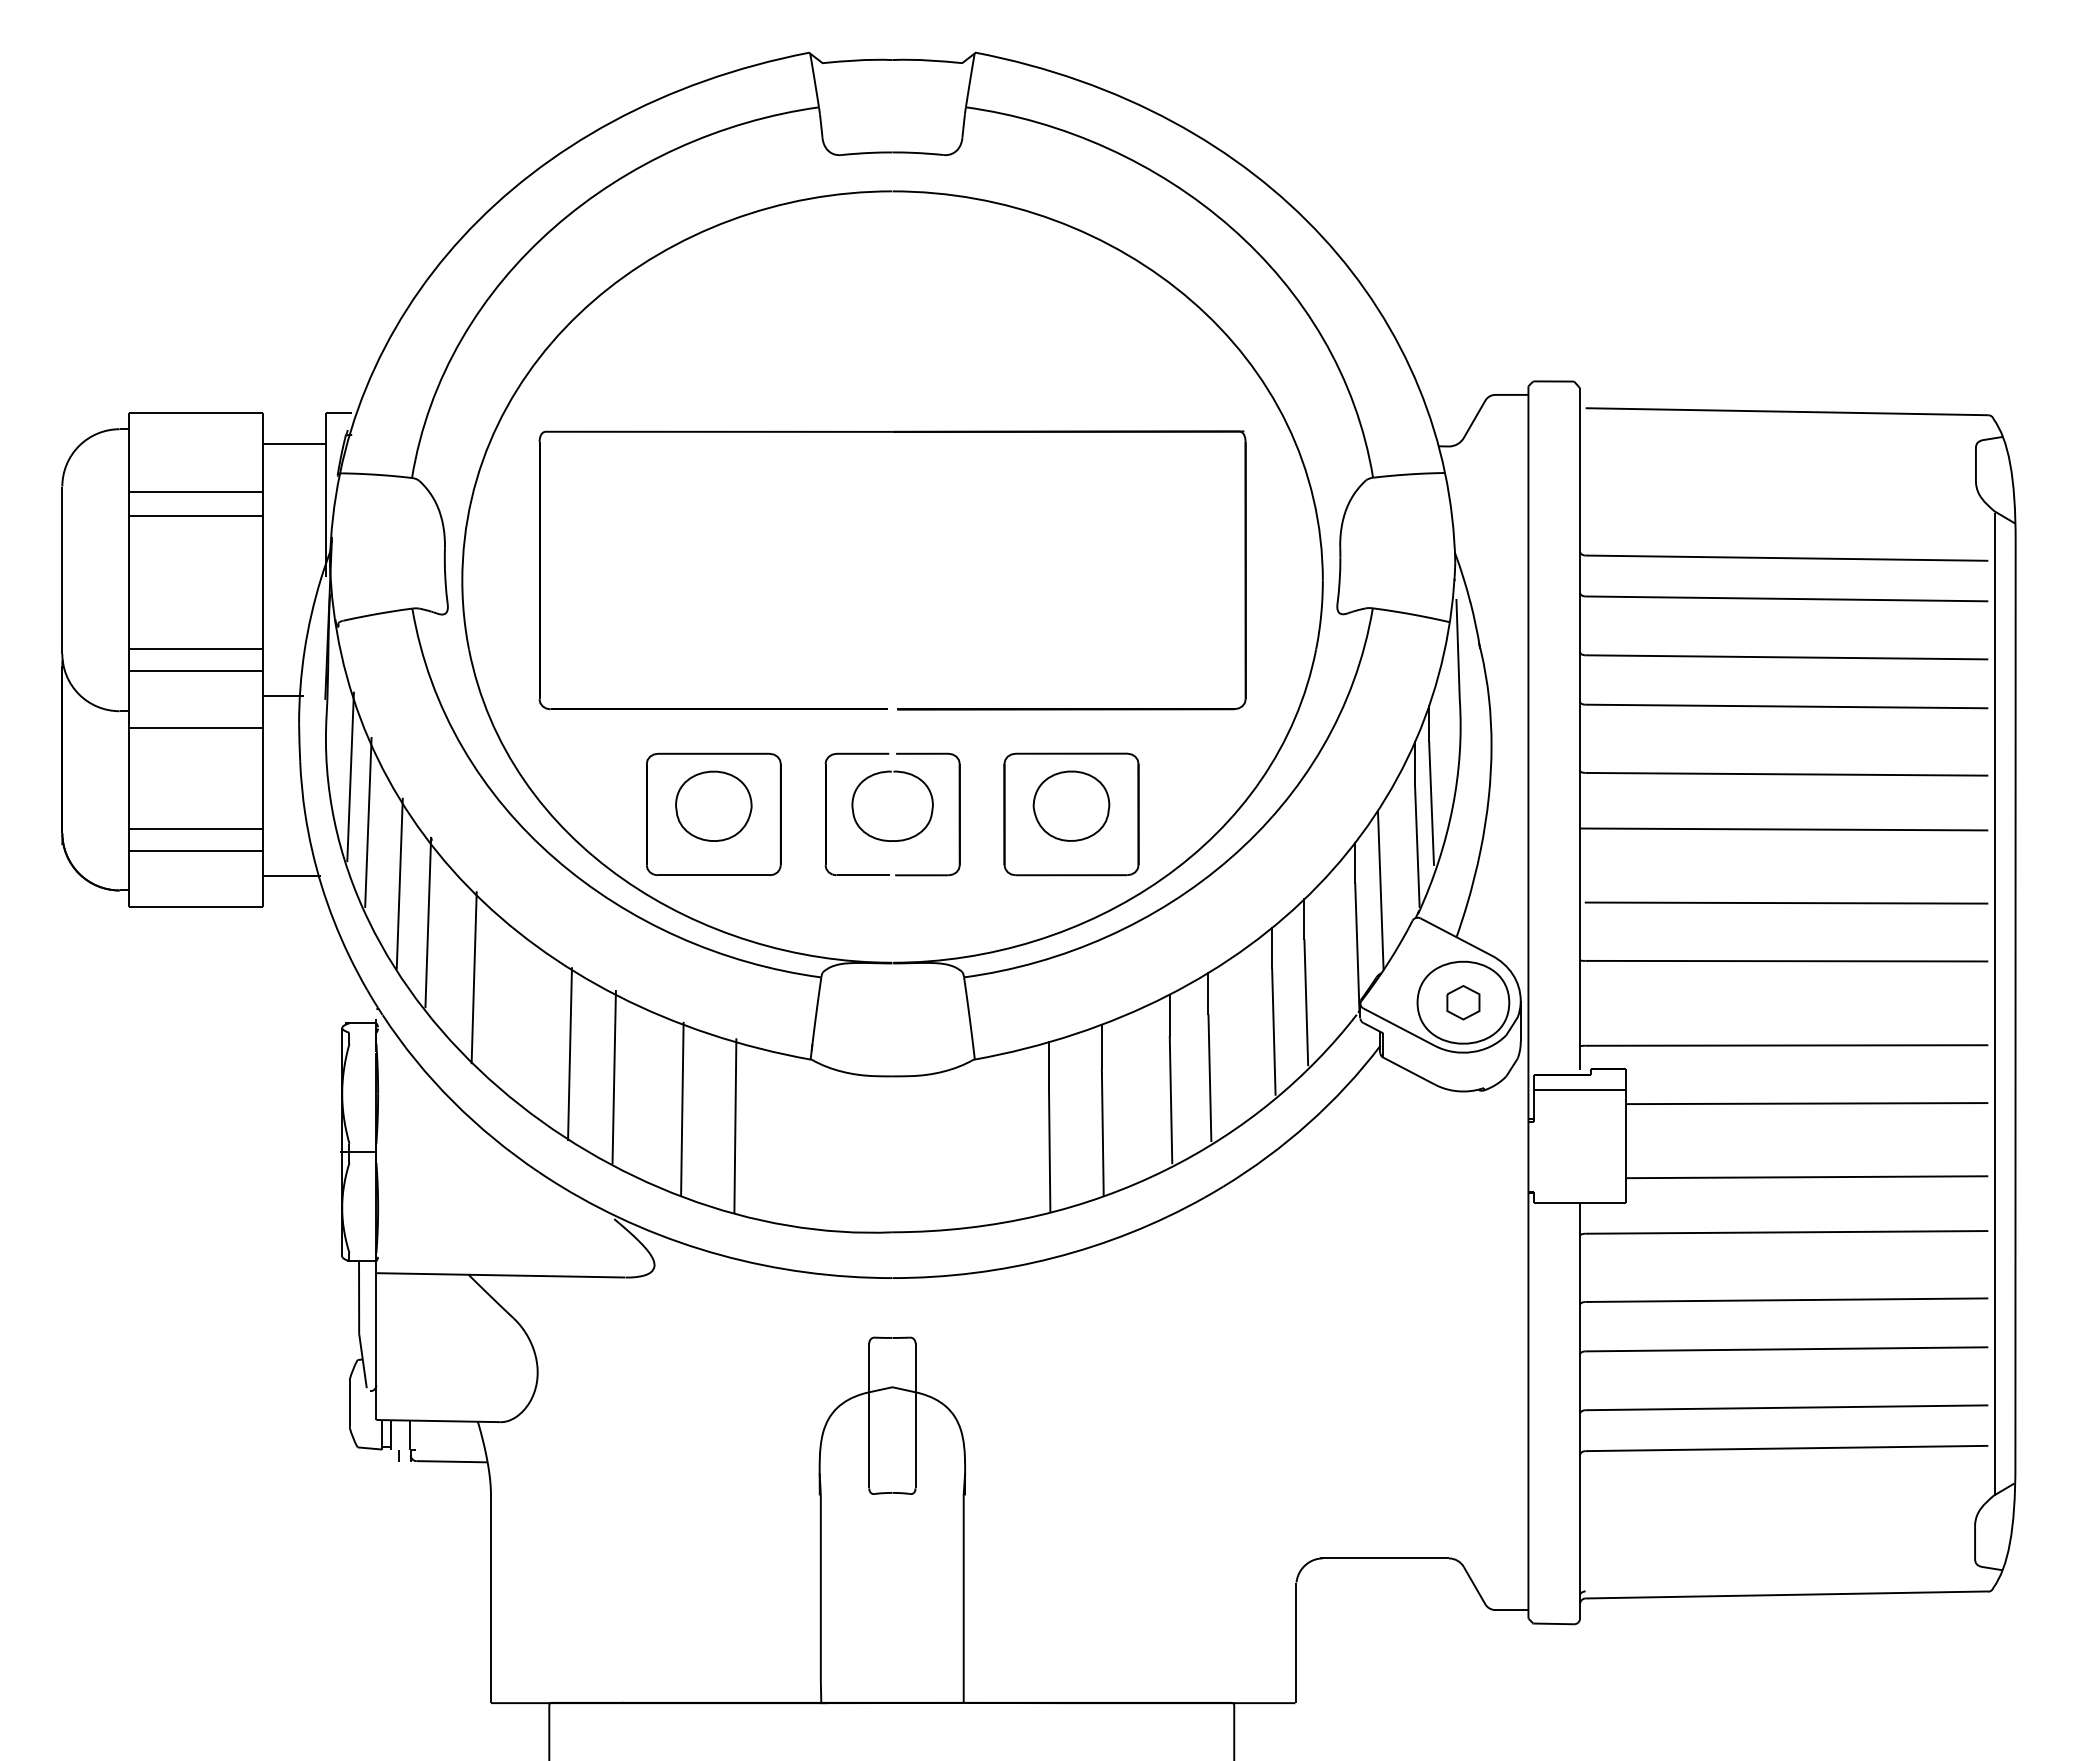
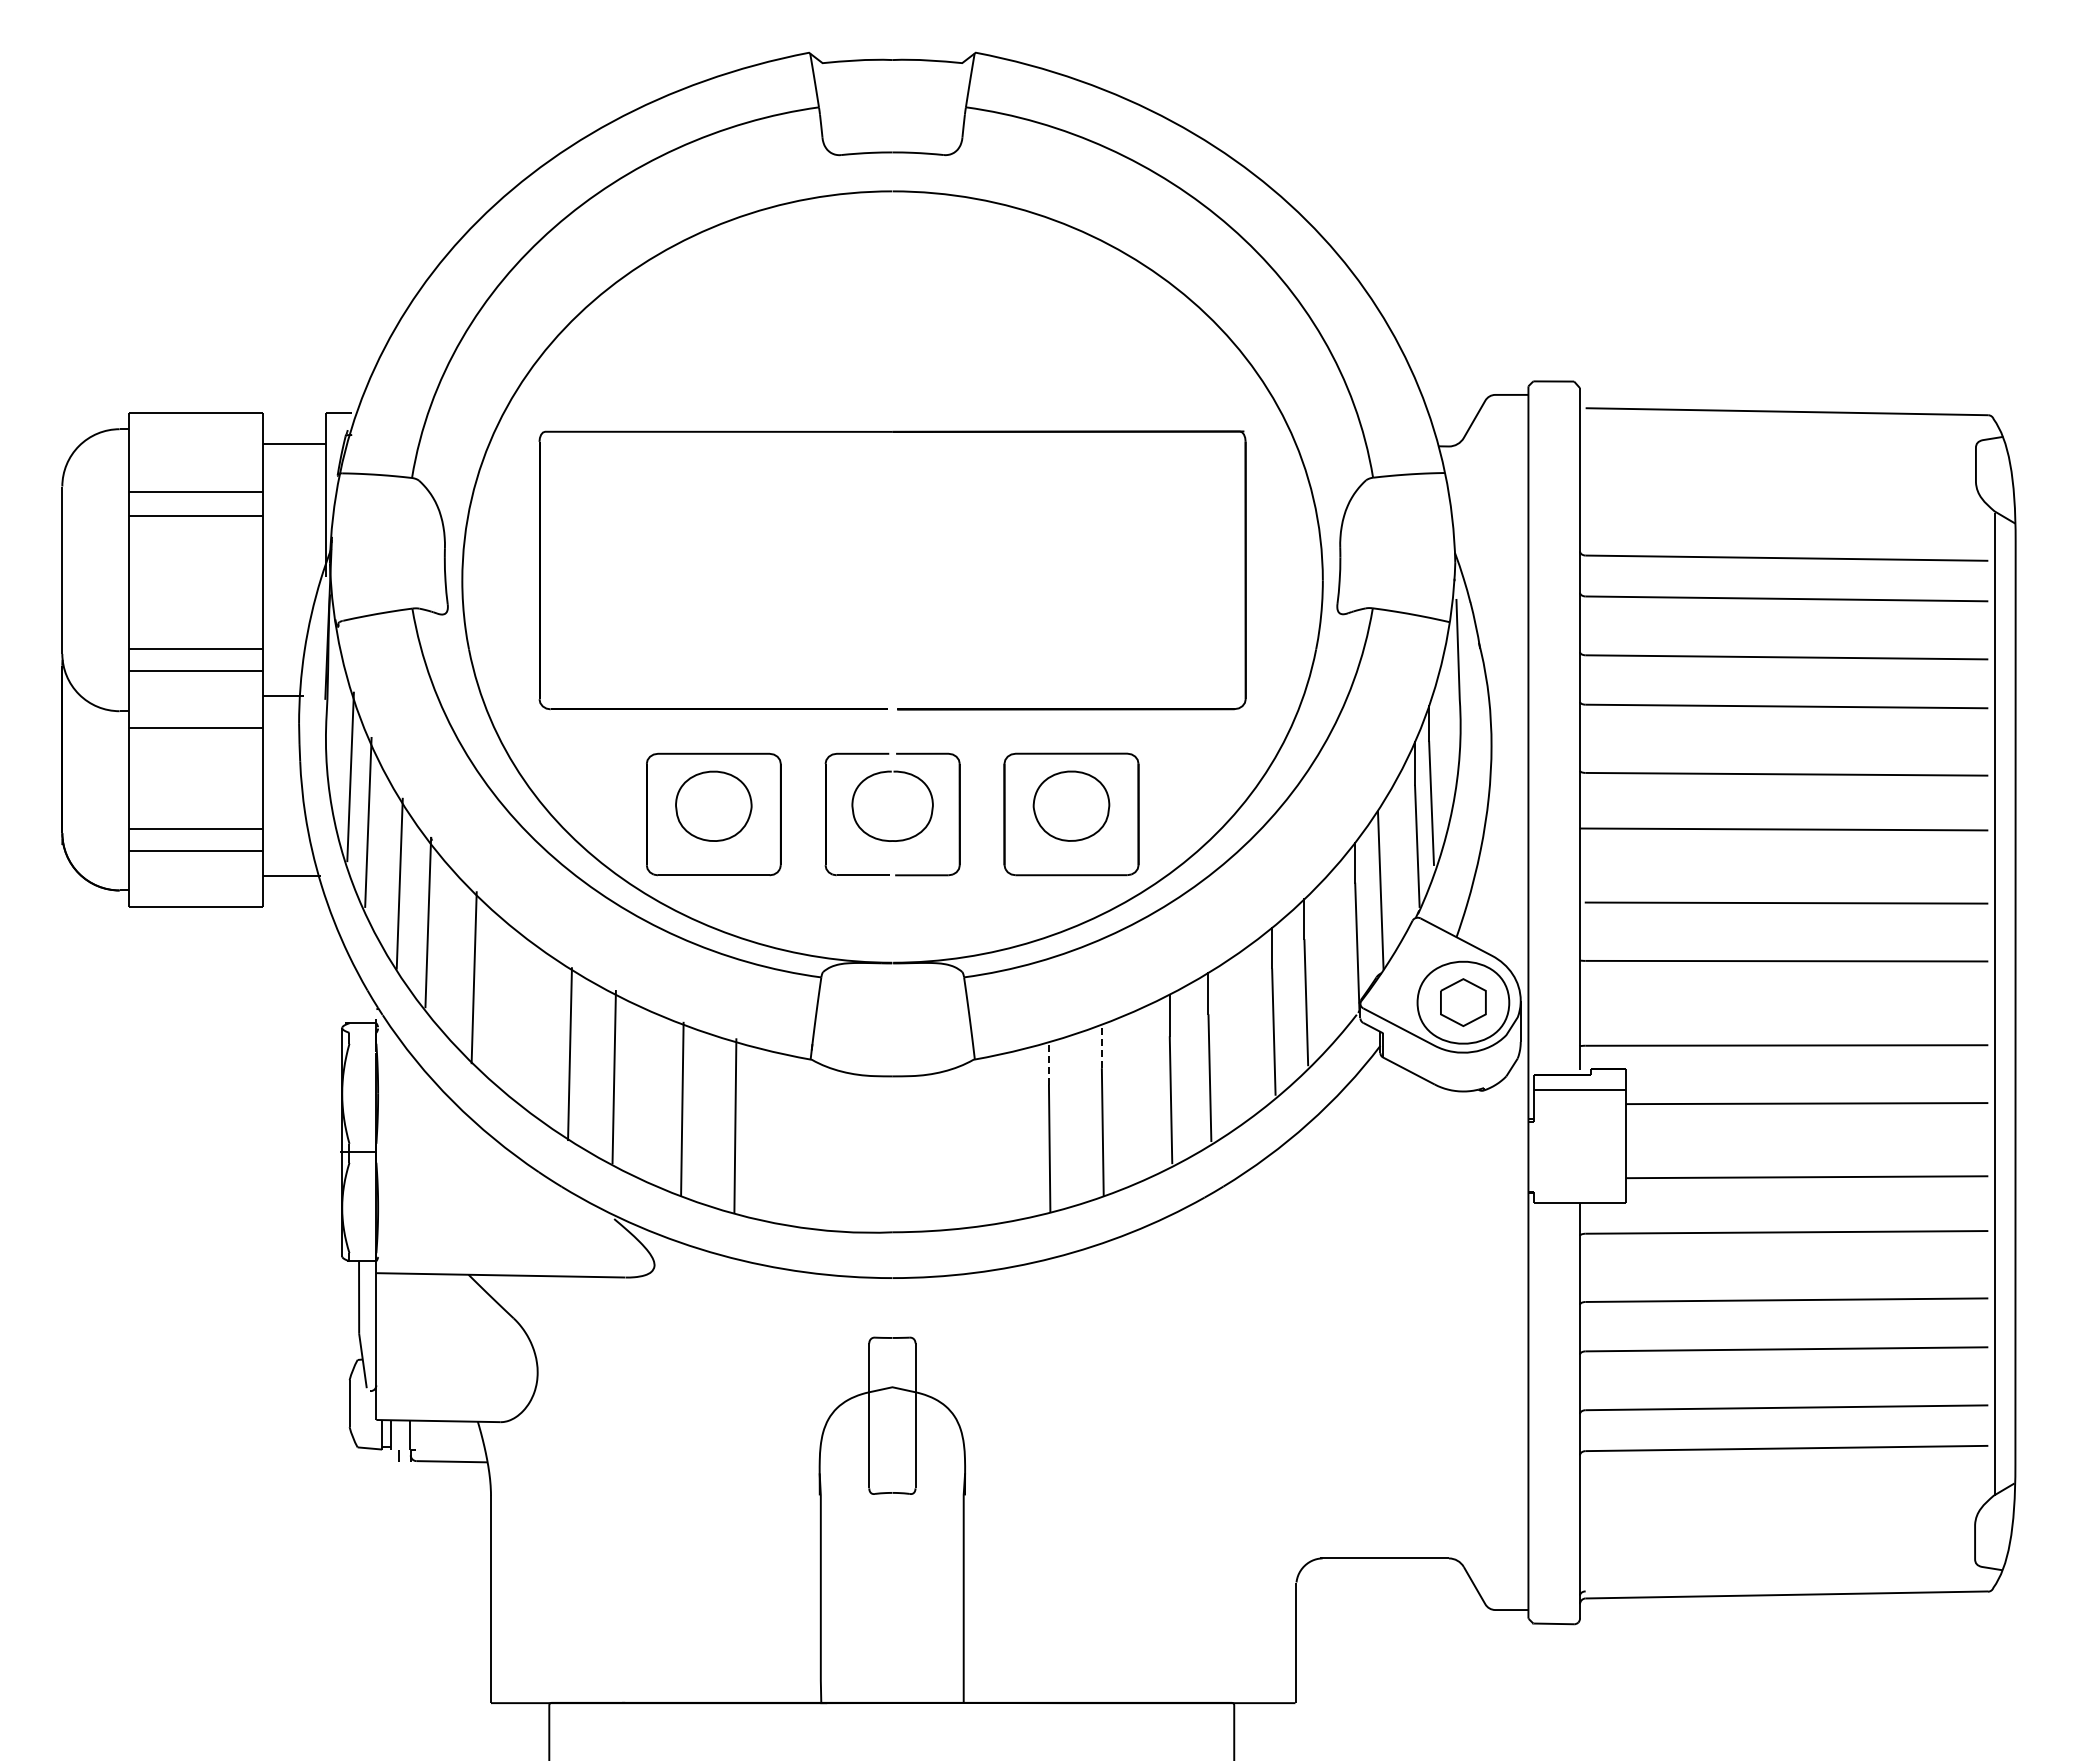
part size: 35x36 px -> 47x49 px (1463, 1002)
line: solid -> dashed (1101, 1046)
line: solid -> dashed (1048, 1062)
